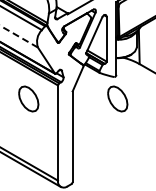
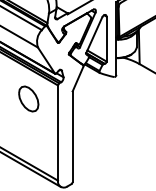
line: dashed -> solid (18, 36)
part: present -> none (117, 98)
